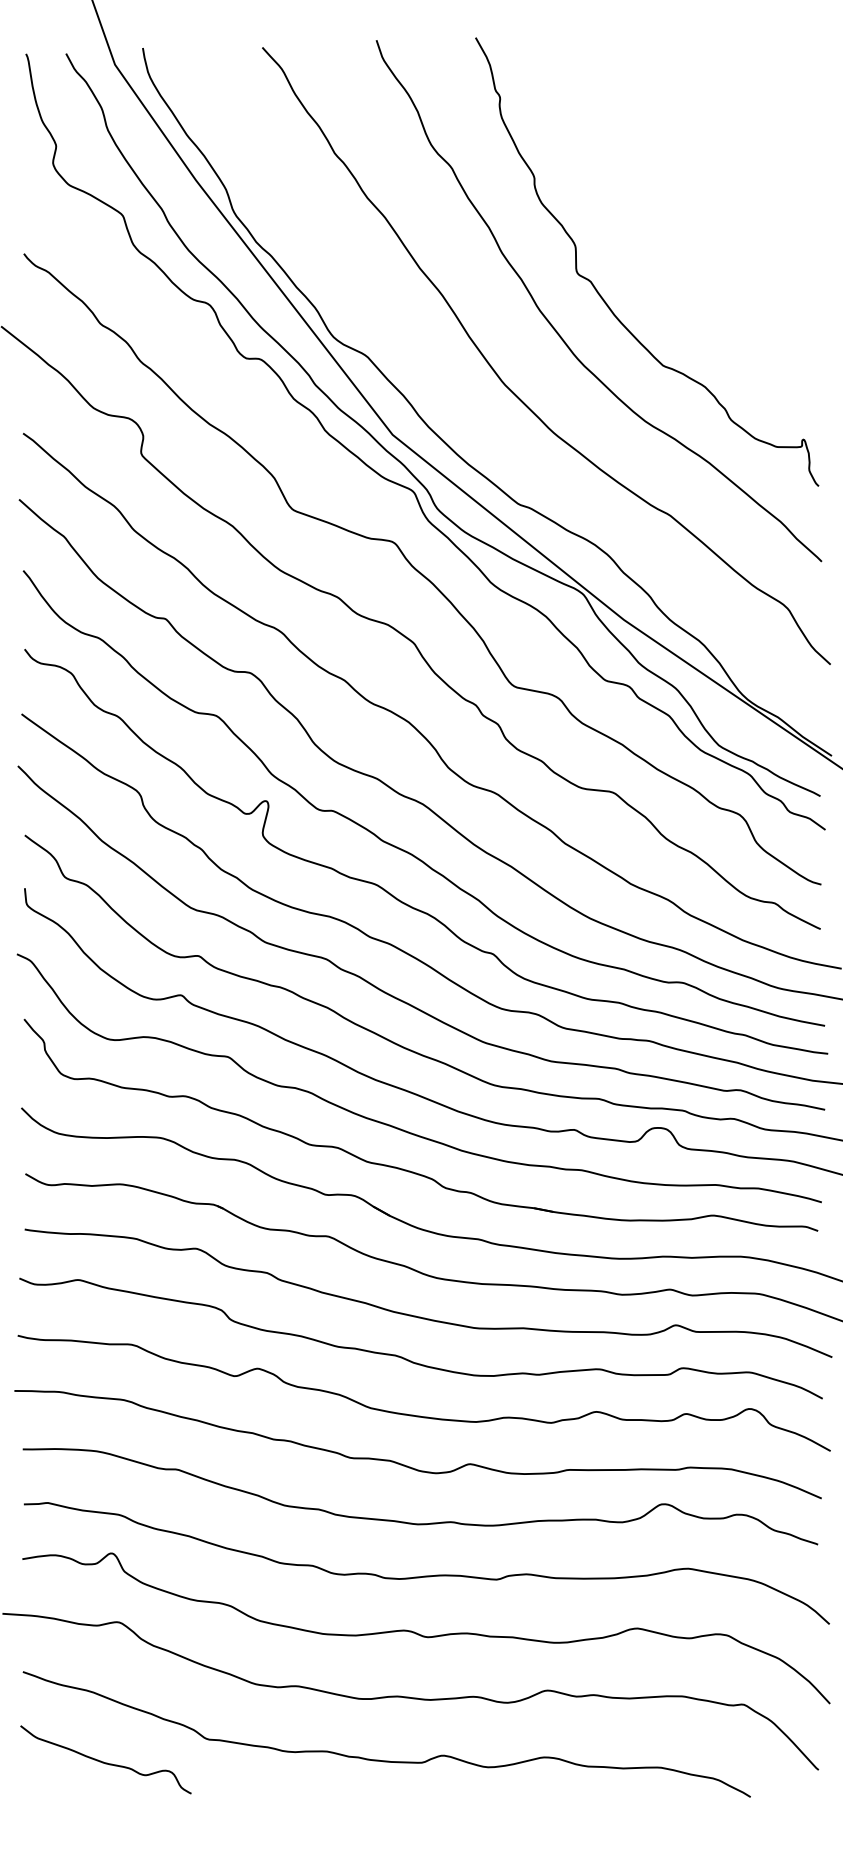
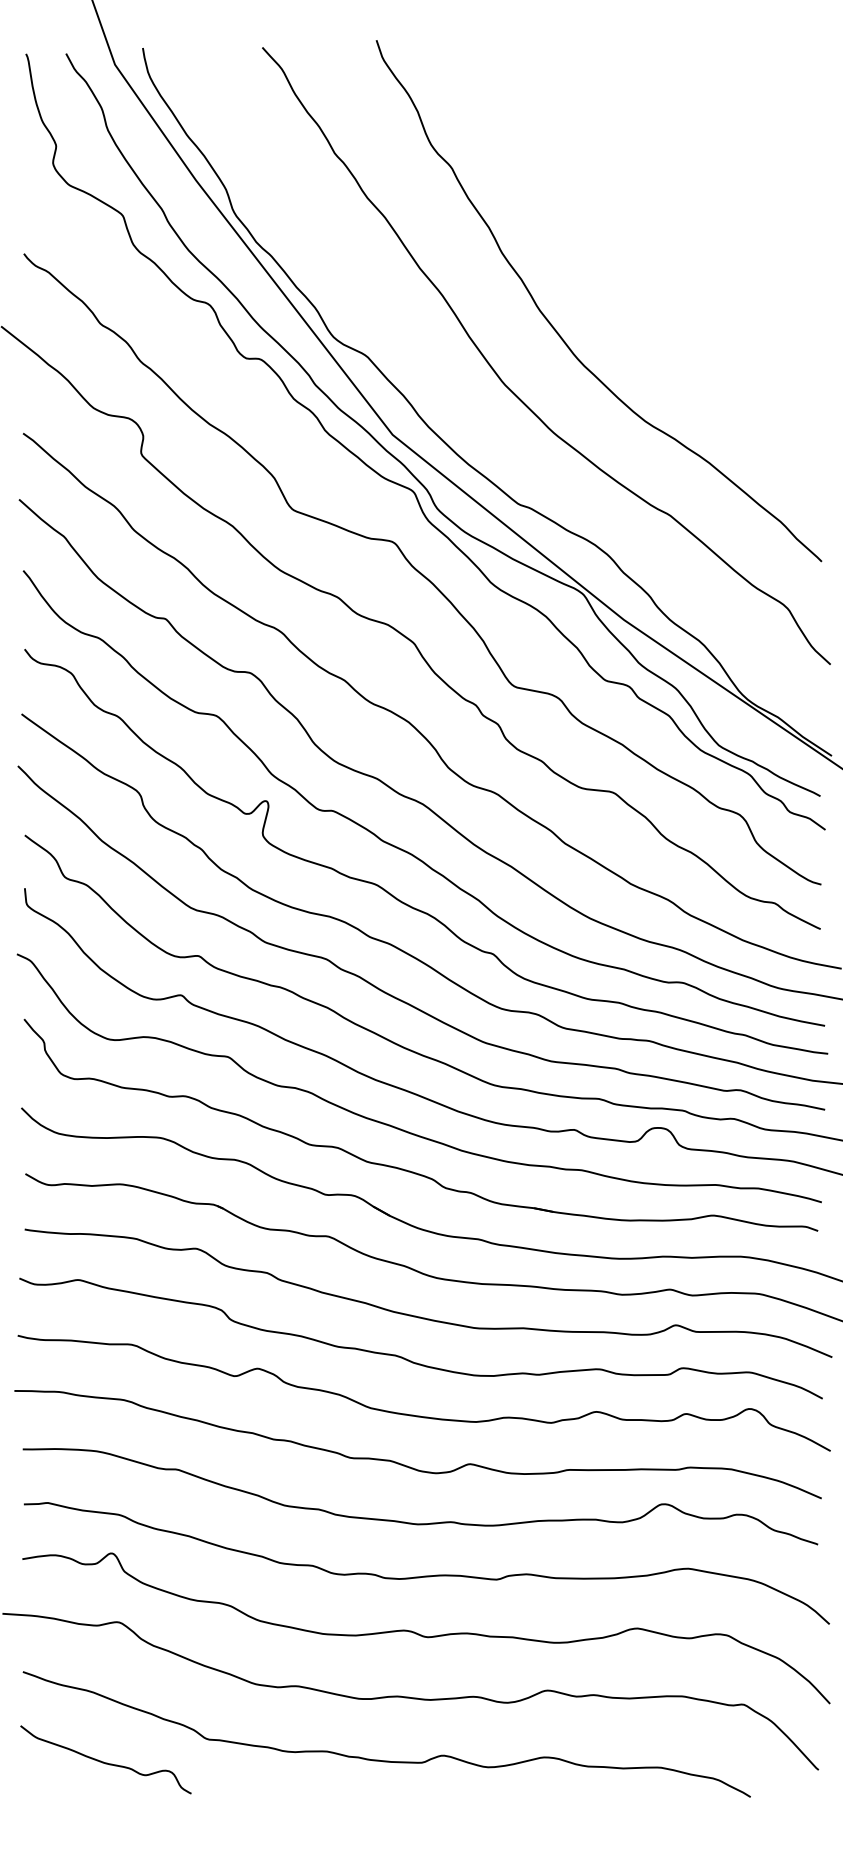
curve: present -> none (599, 292)
